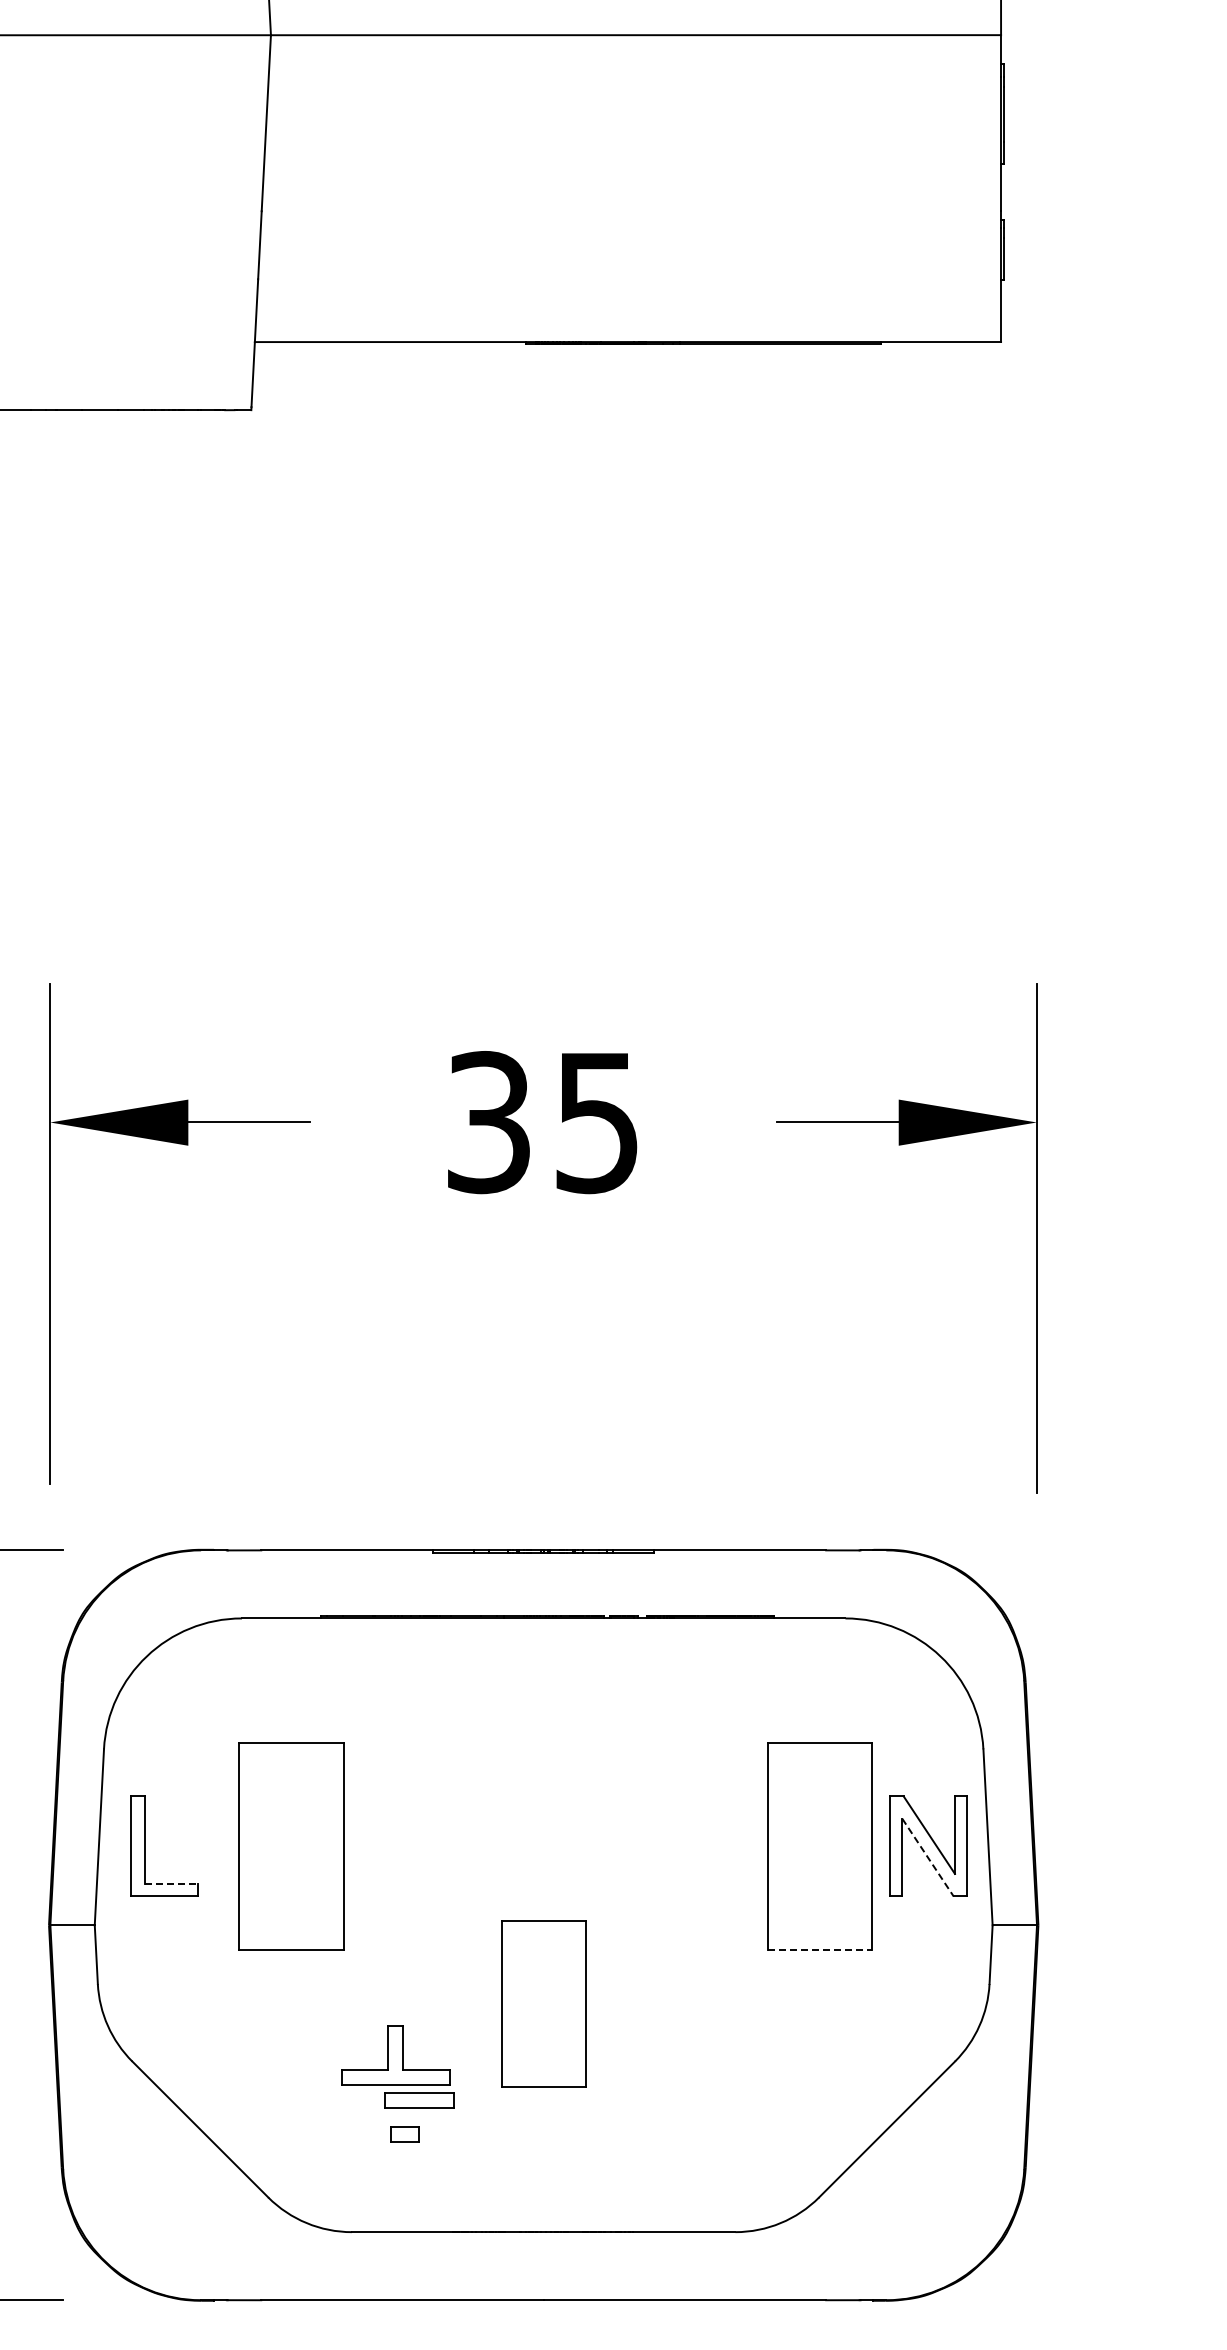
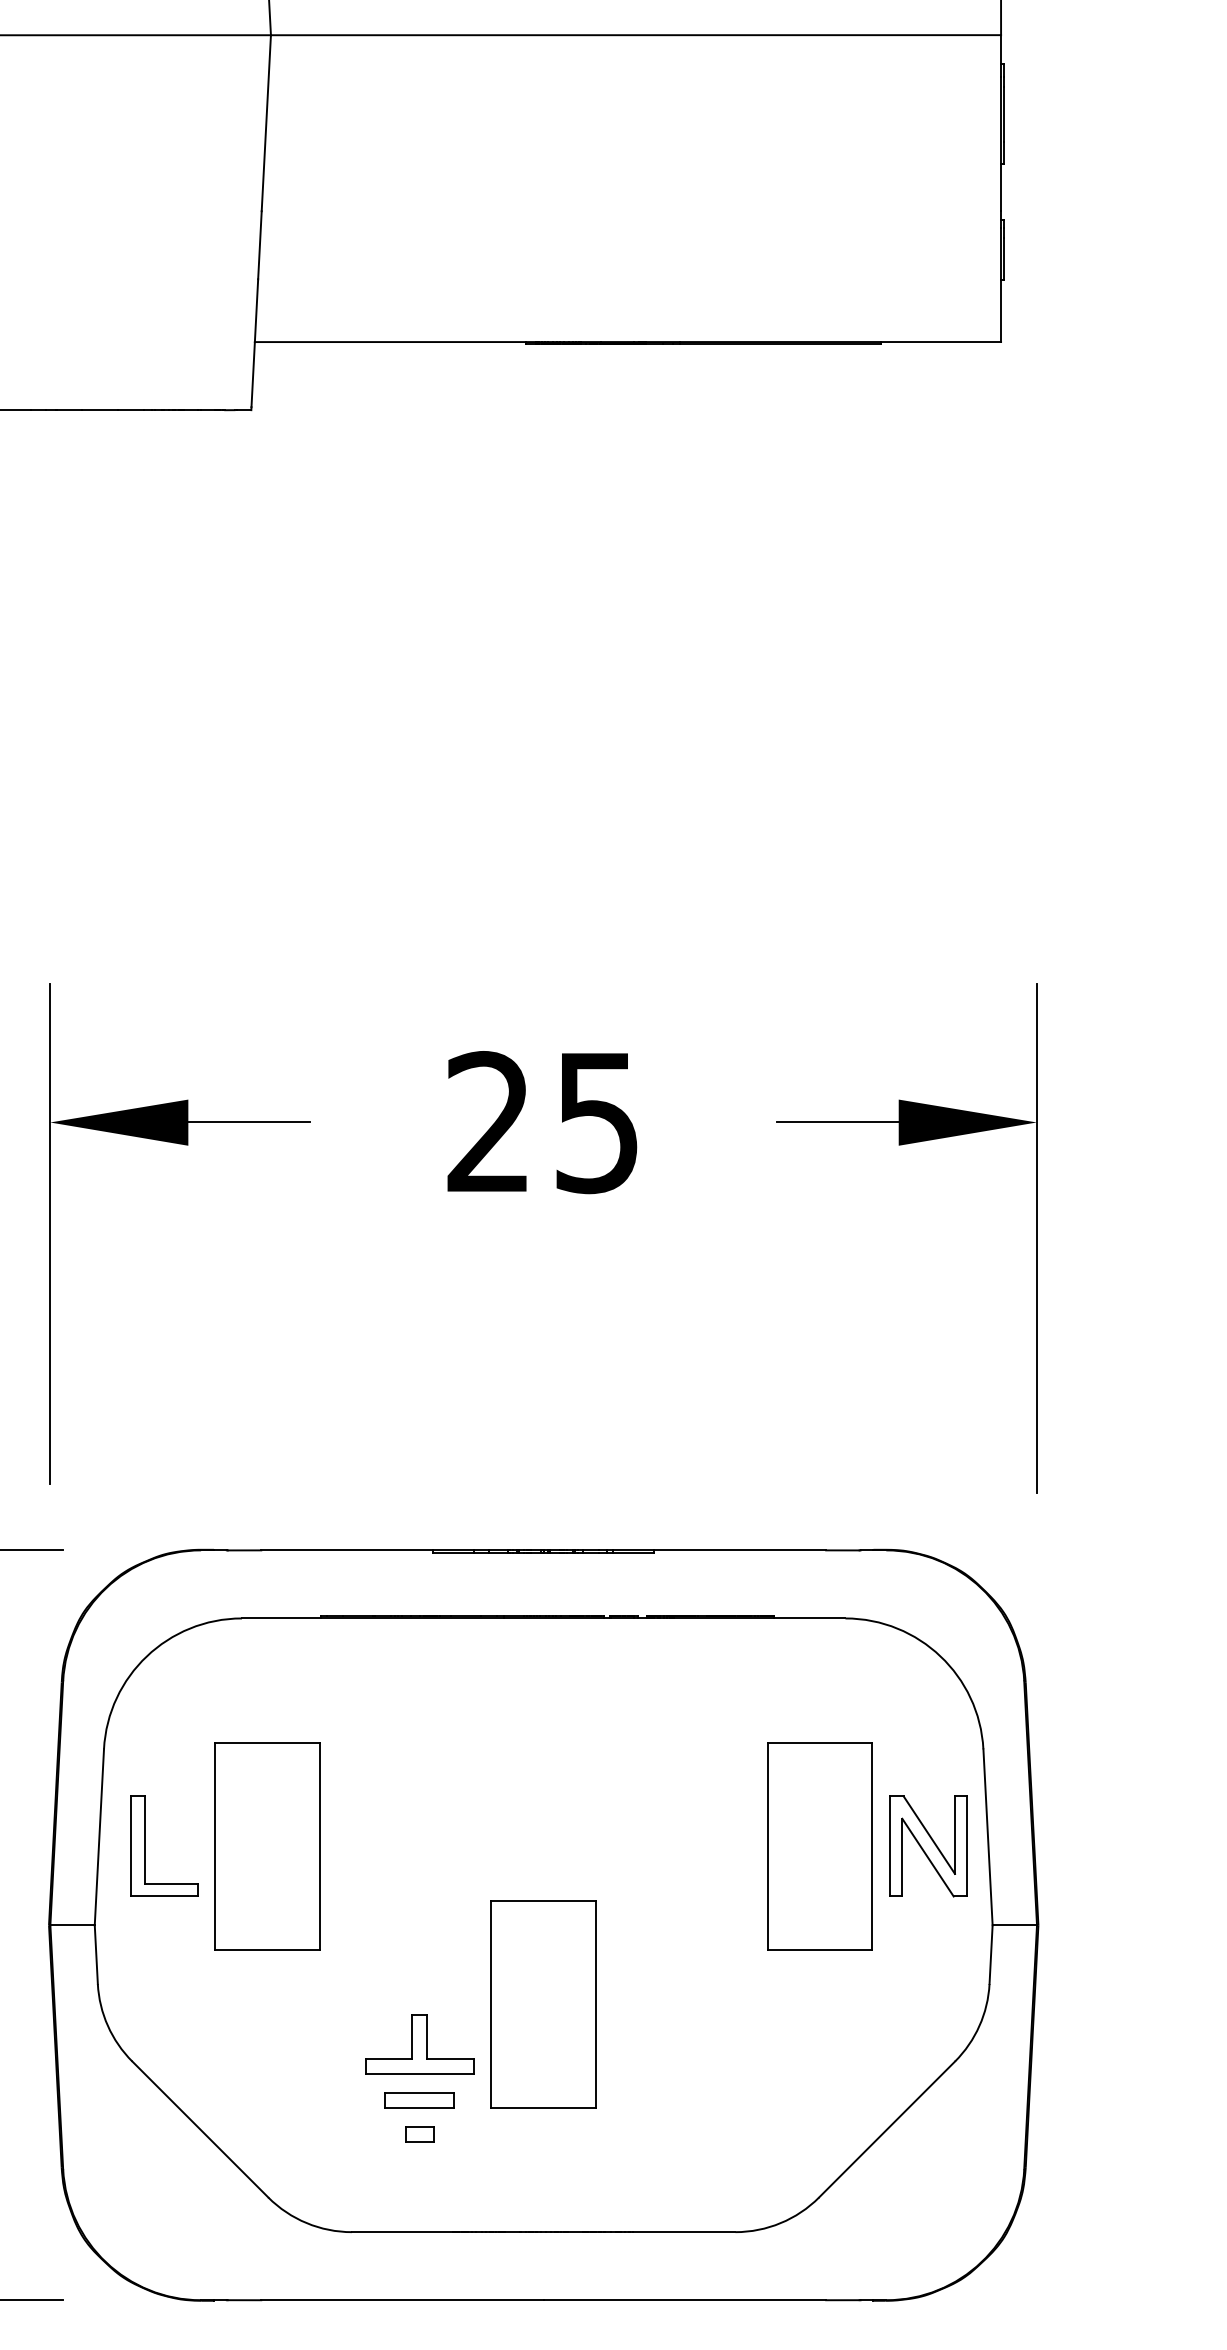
text: 35 -> 25 (488, 1122)
part position: (291, 1846) -> (267, 1846) (267, 1846)
line: dashed -> solid (928, 1857)
line: dashed -> solid (171, 1883)
line: dashed -> solid (820, 1949)
part size: 86x168 px -> 107x209 px (543, 2004)
part position: (395, 2055) -> (419, 2044) (419, 2044)
part position: (404, 2134) -> (419, 2134) (419, 2134)
